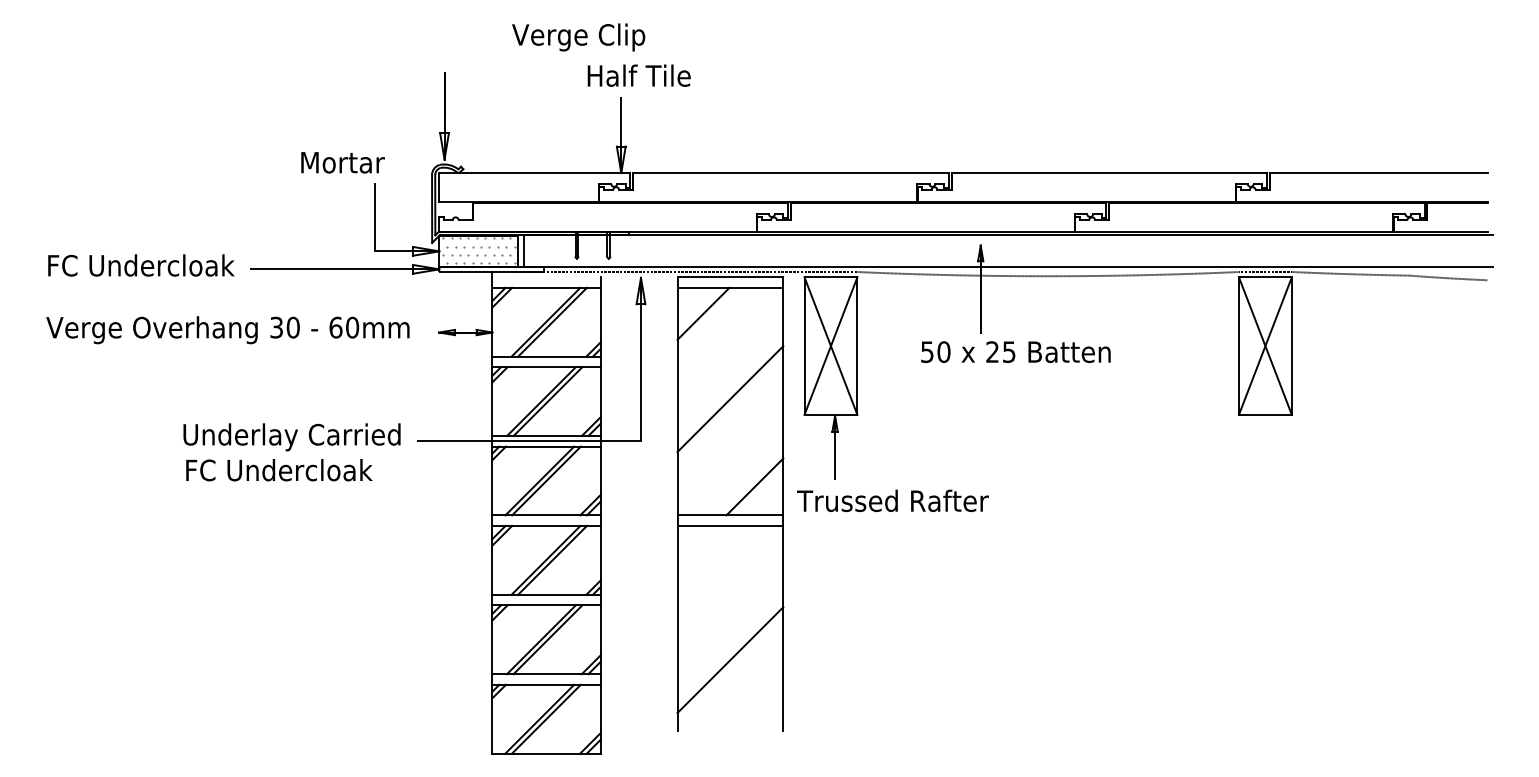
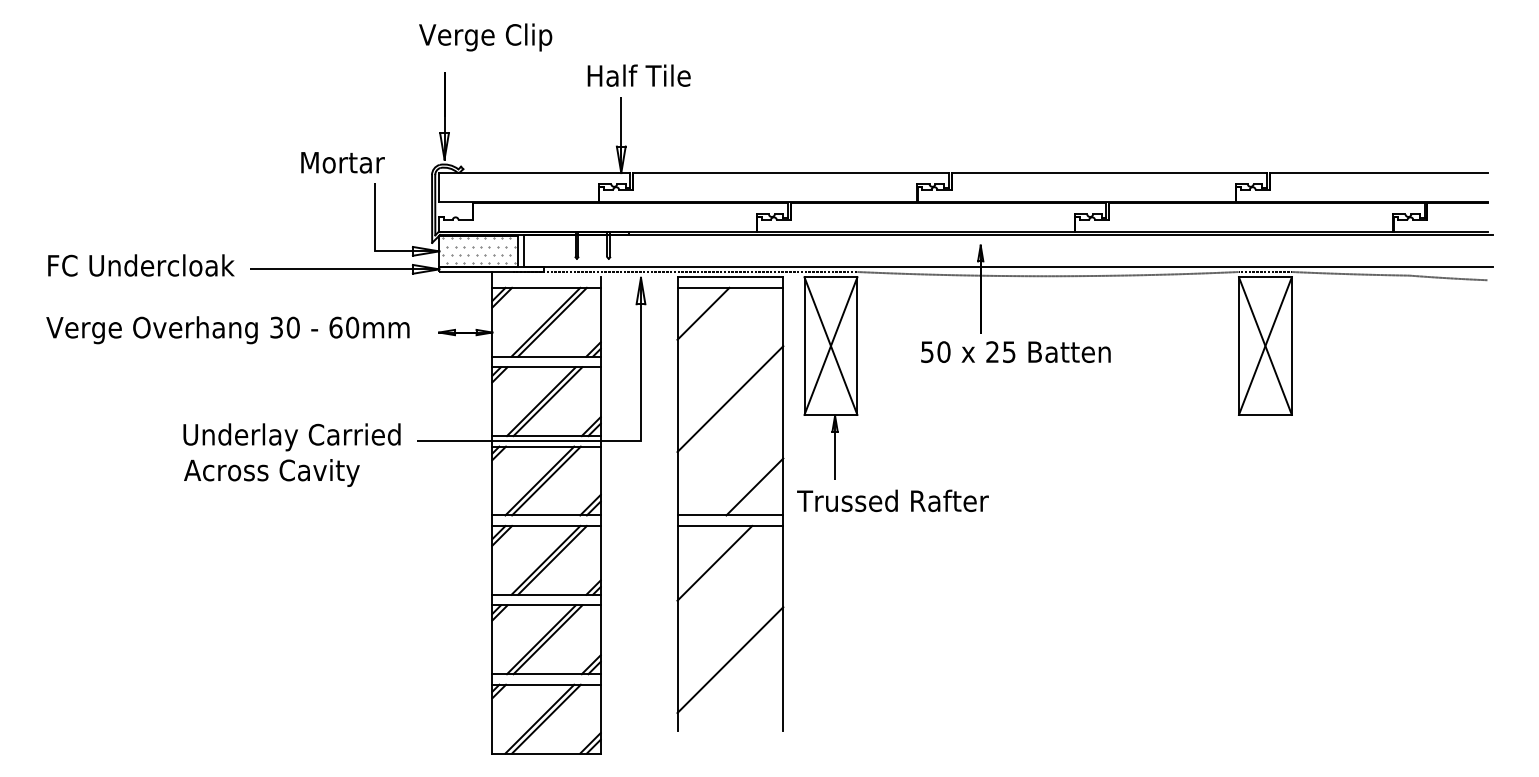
text position: (578, 37) -> (485, 37) (485, 37)
text: FC Undercloak -> Across Cavity (278, 472)
line: none -> present (714, 563)
